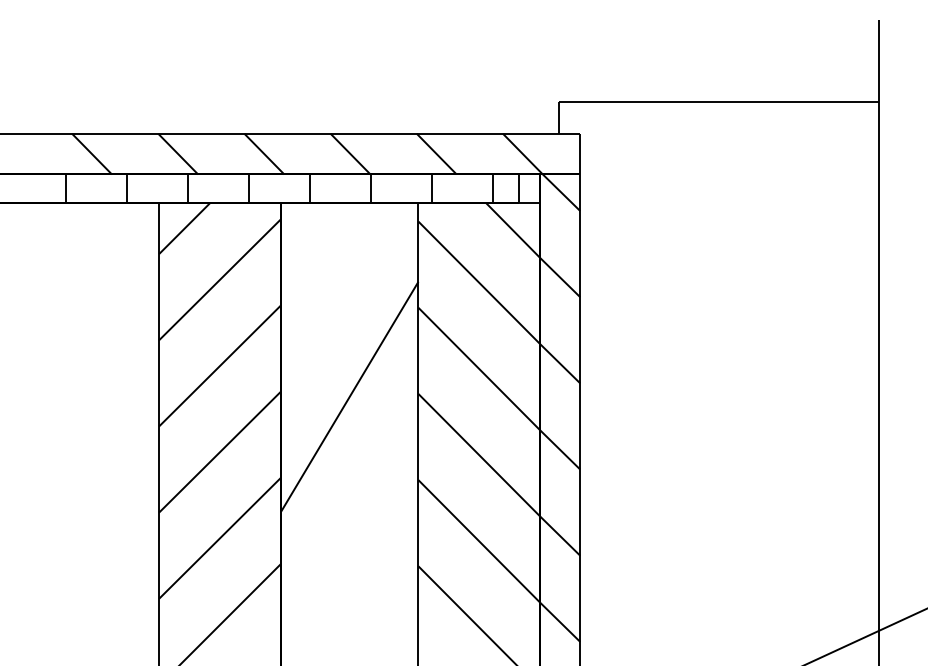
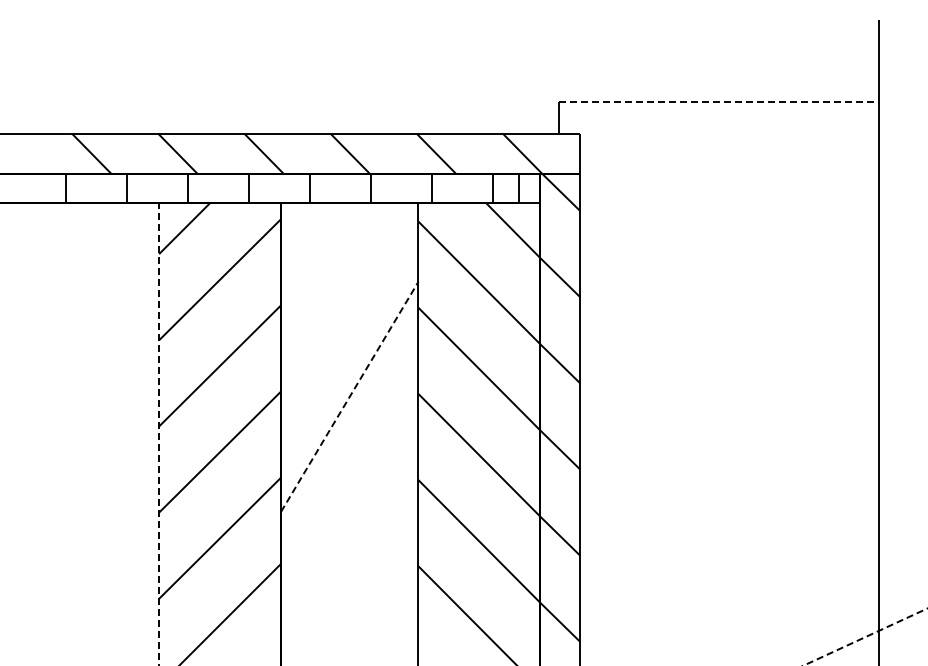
line: solid -> dashed (719, 102)
line: solid -> dashed (349, 396)
line: solid -> dashed (159, 433)
line: solid -> dashed (865, 636)
